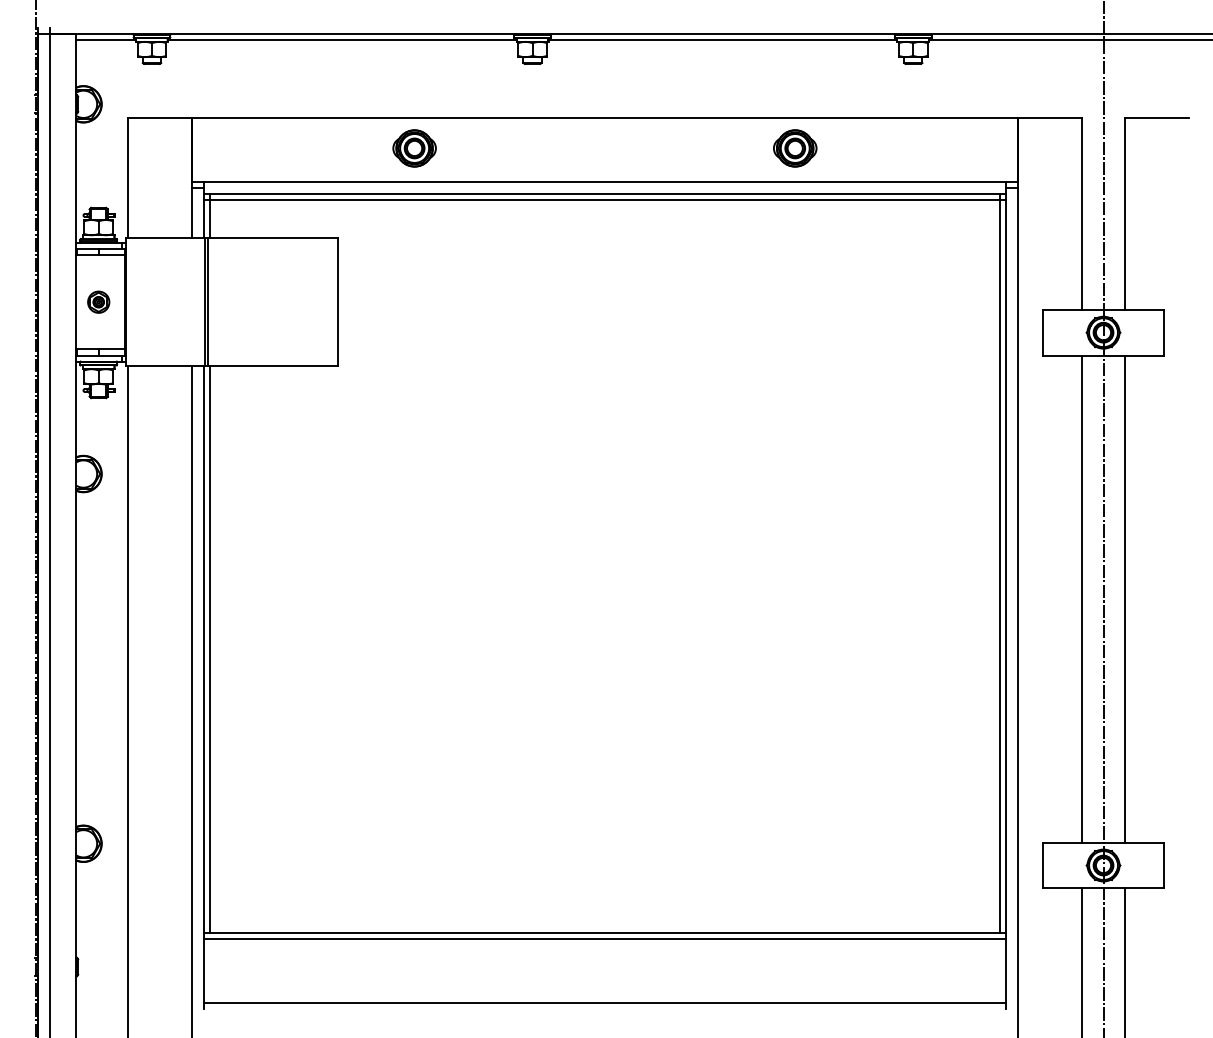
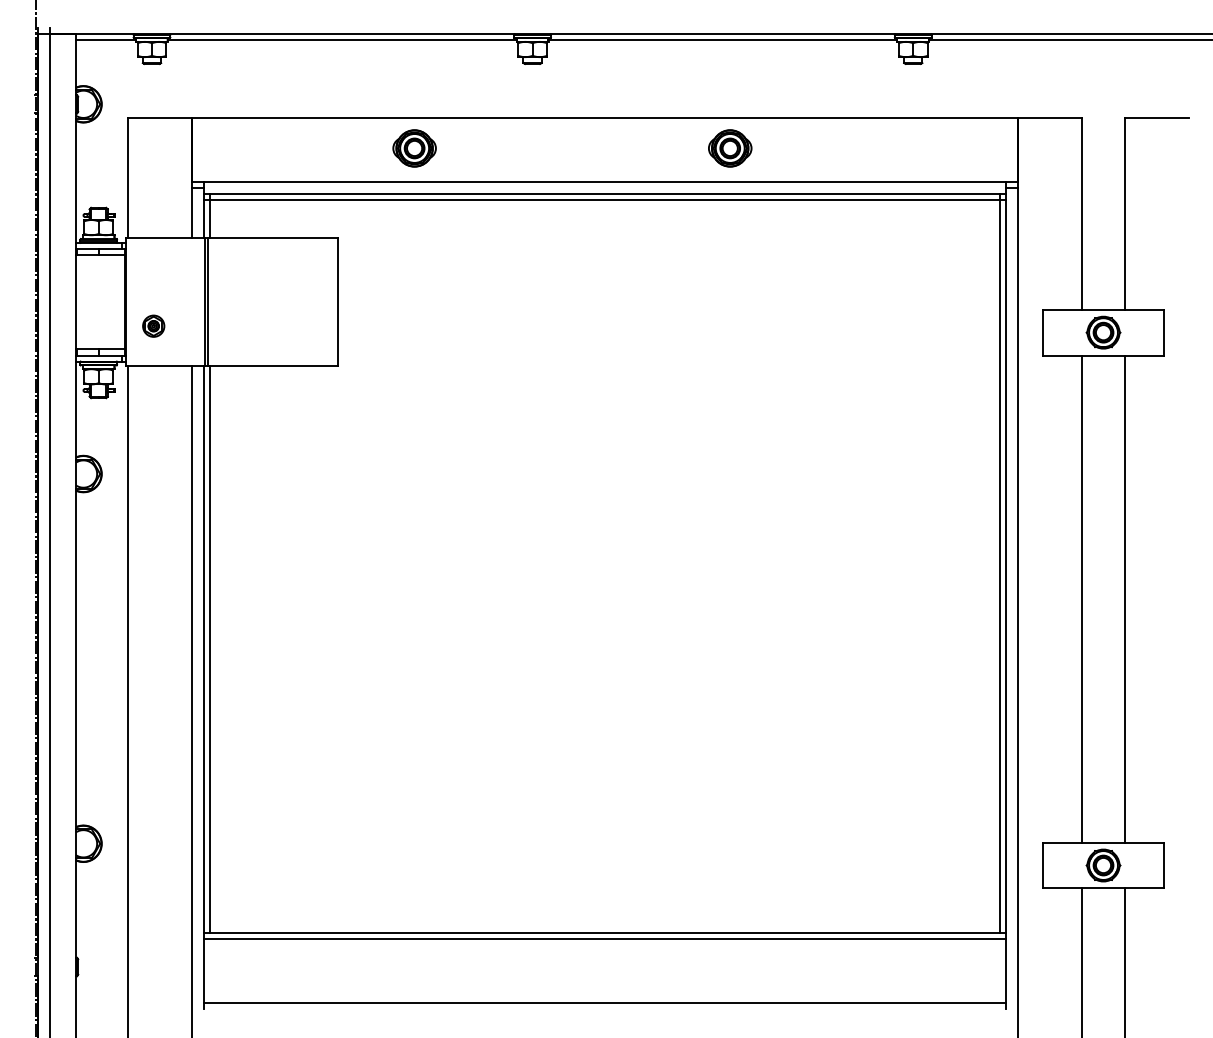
part position: (795, 148) -> (730, 148) (730, 148)
part position: (98, 301) -> (153, 325) (153, 325)
line: present -> none (1103, 518)
